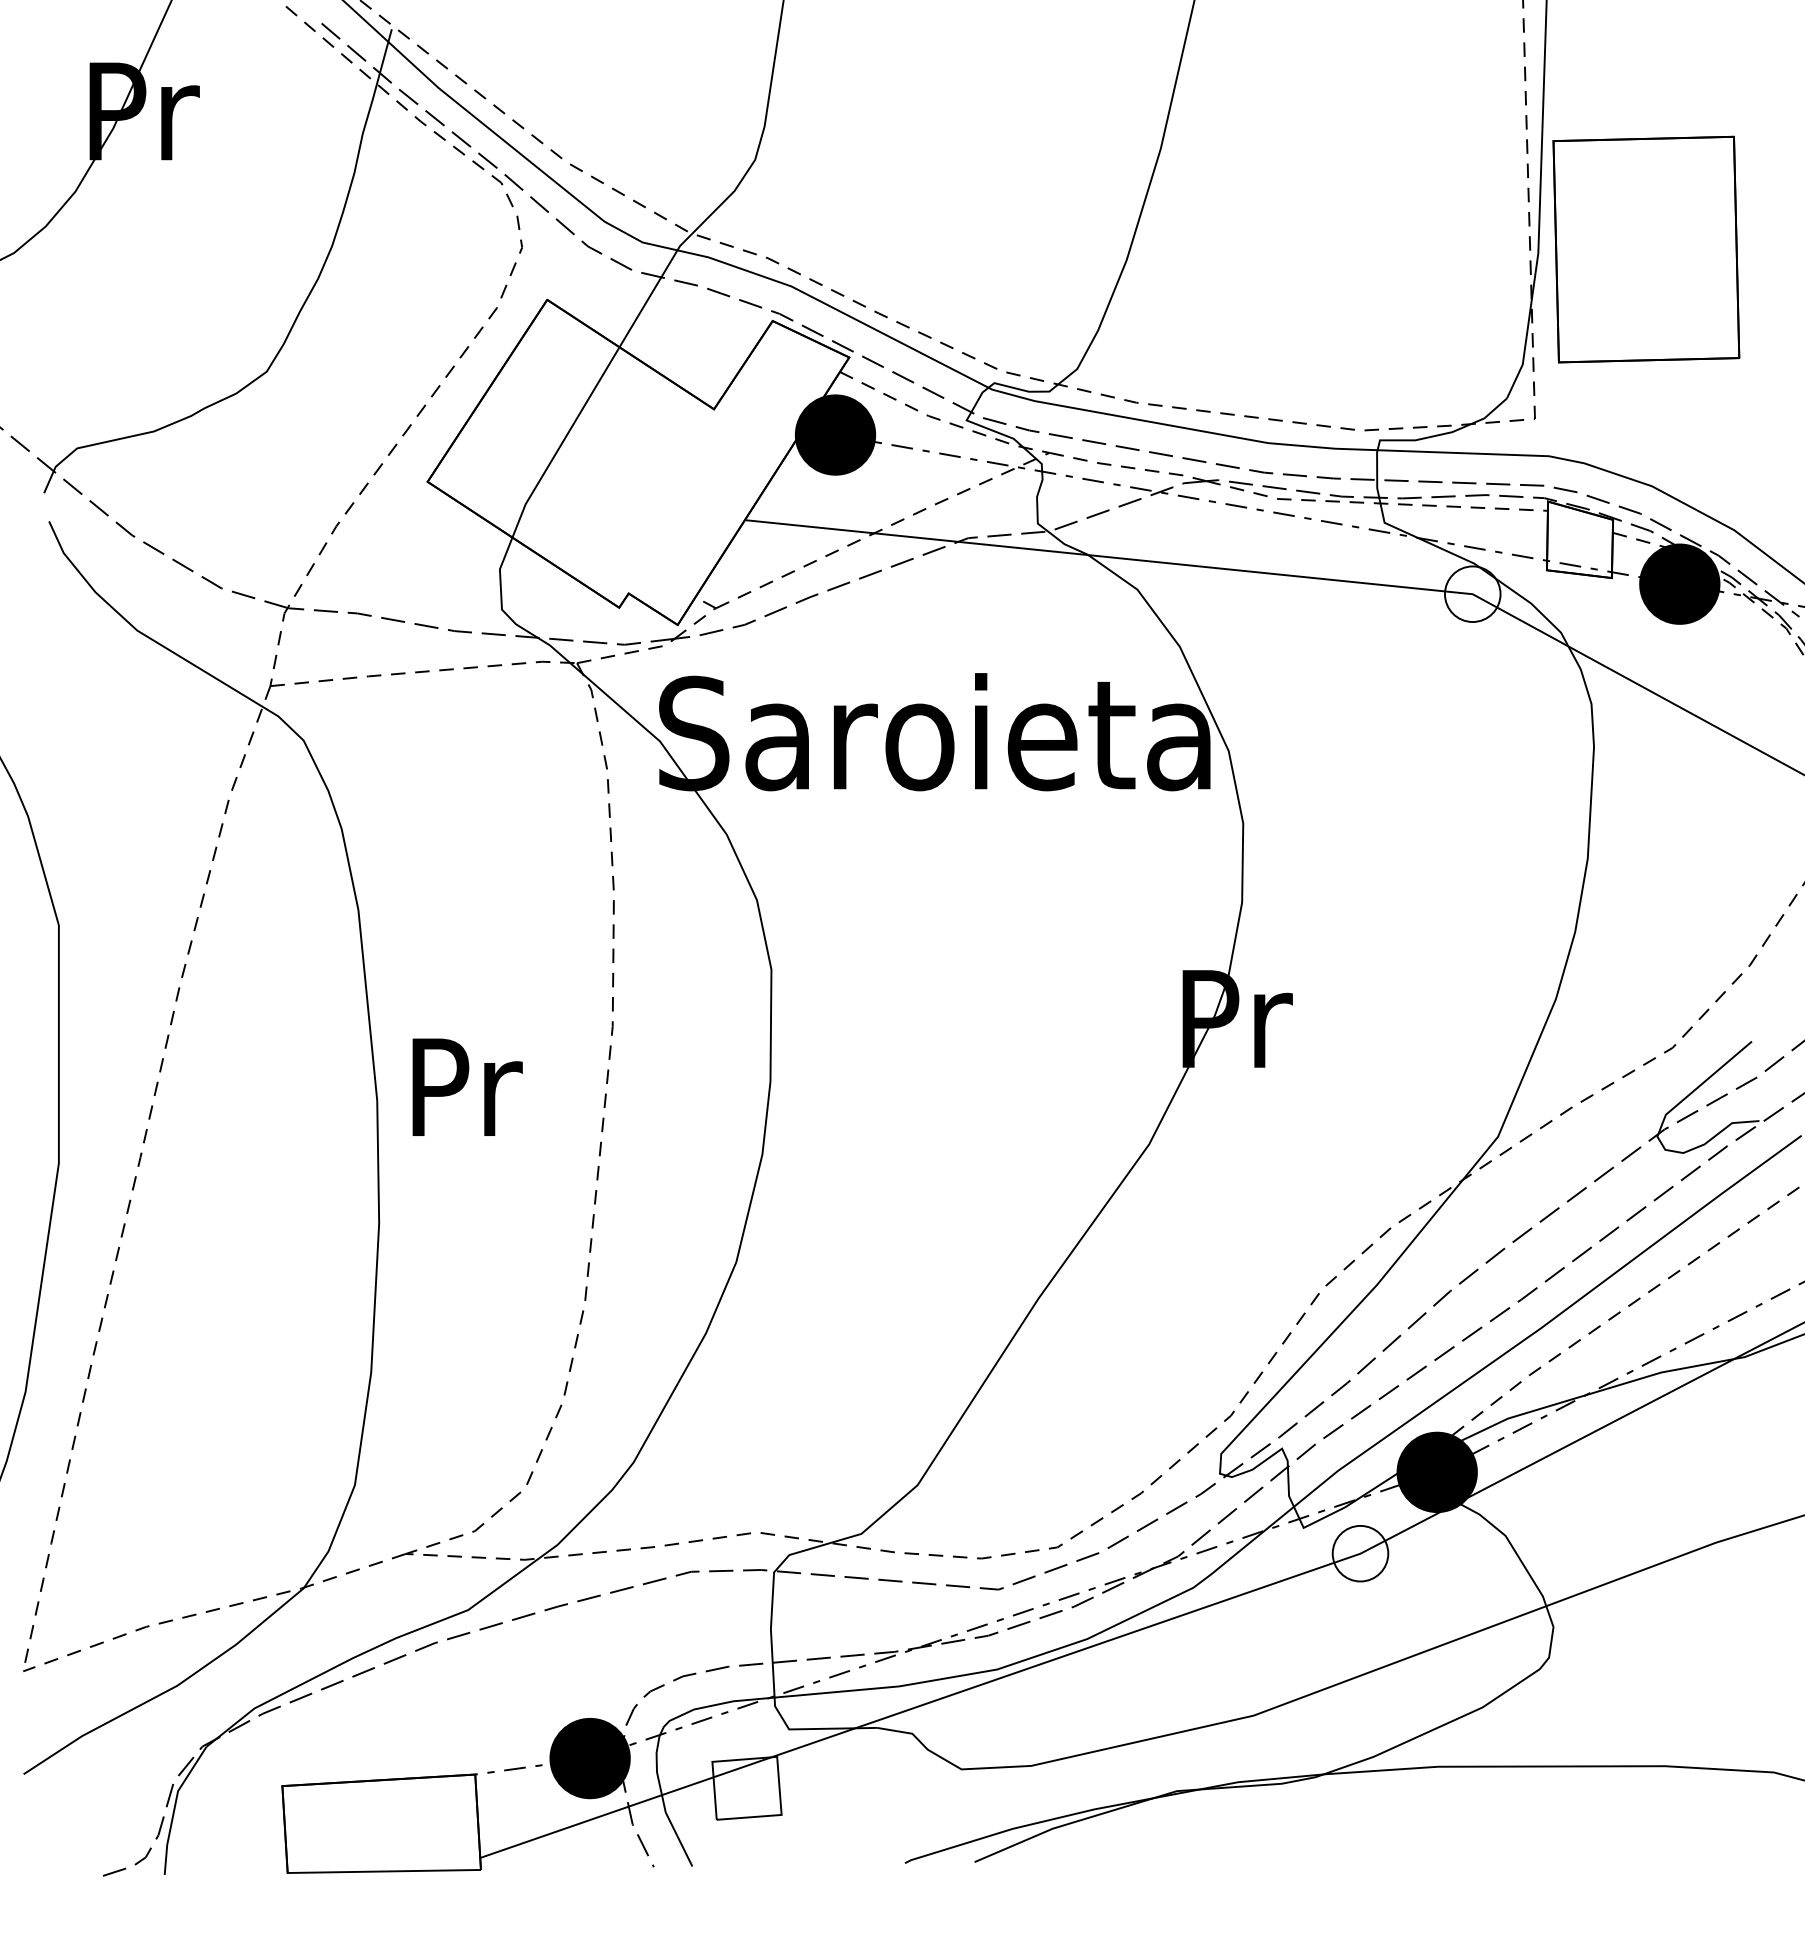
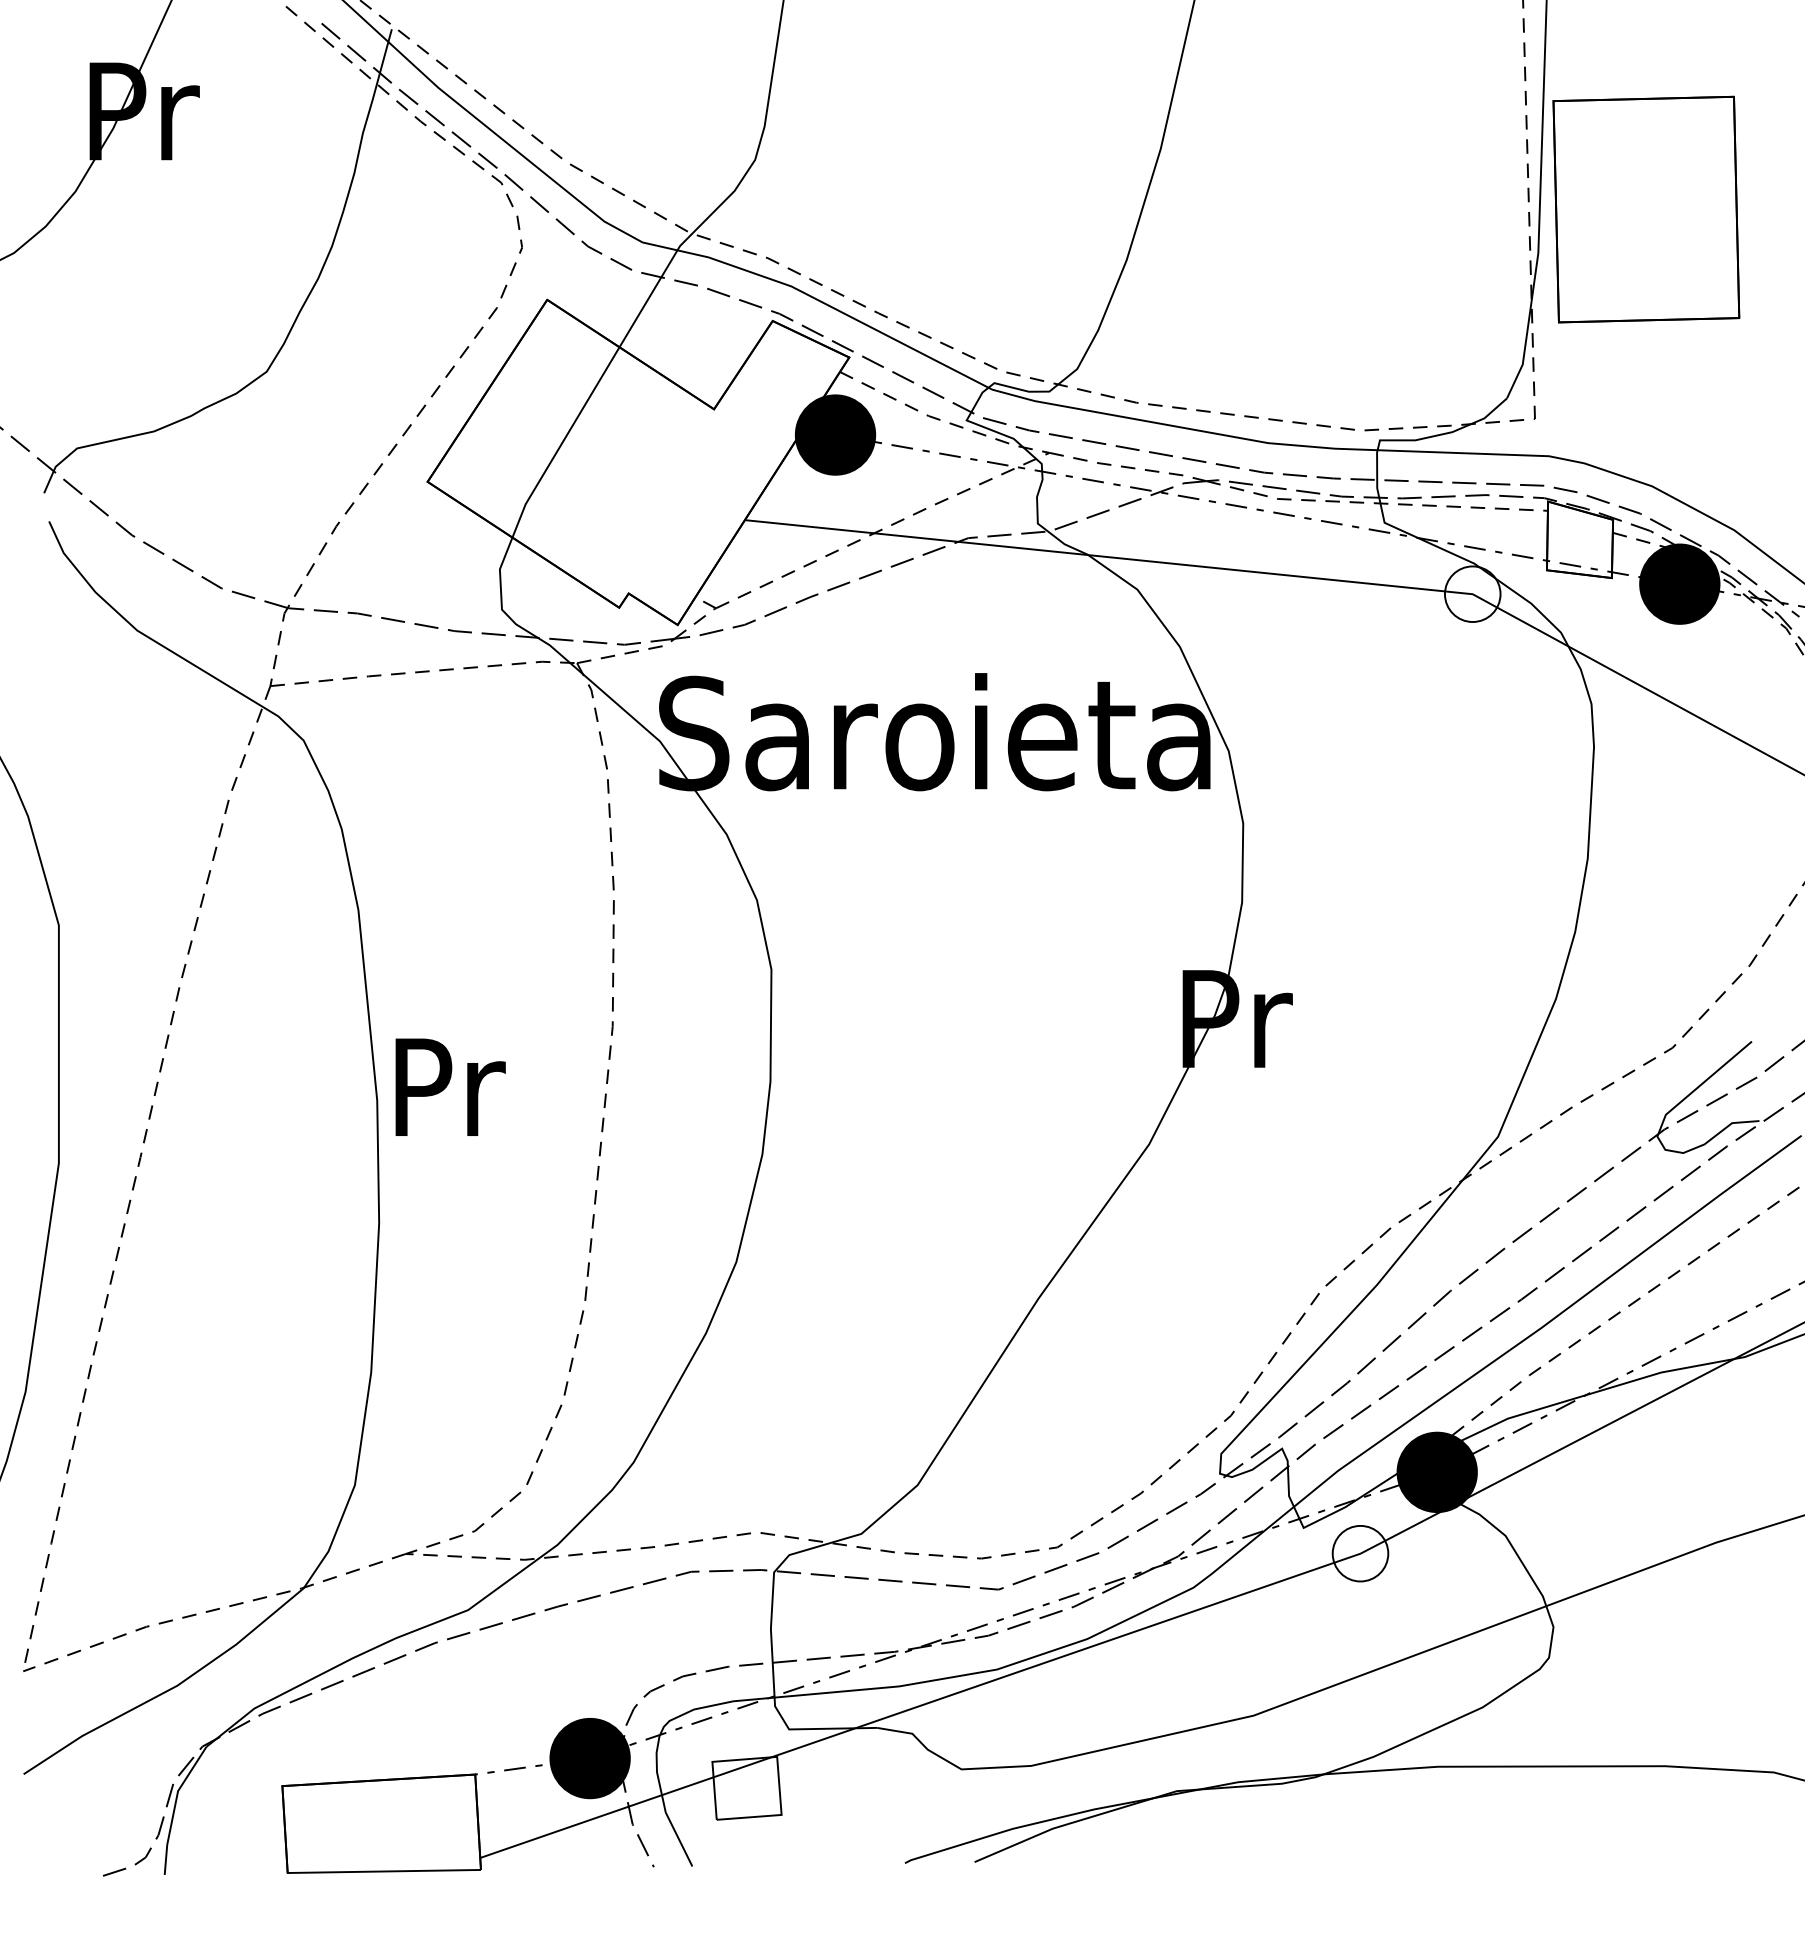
part position: (1646, 249) -> (1646, 209) (1646, 209)
text position: (467, 1086) -> (450, 1086) (450, 1086)
